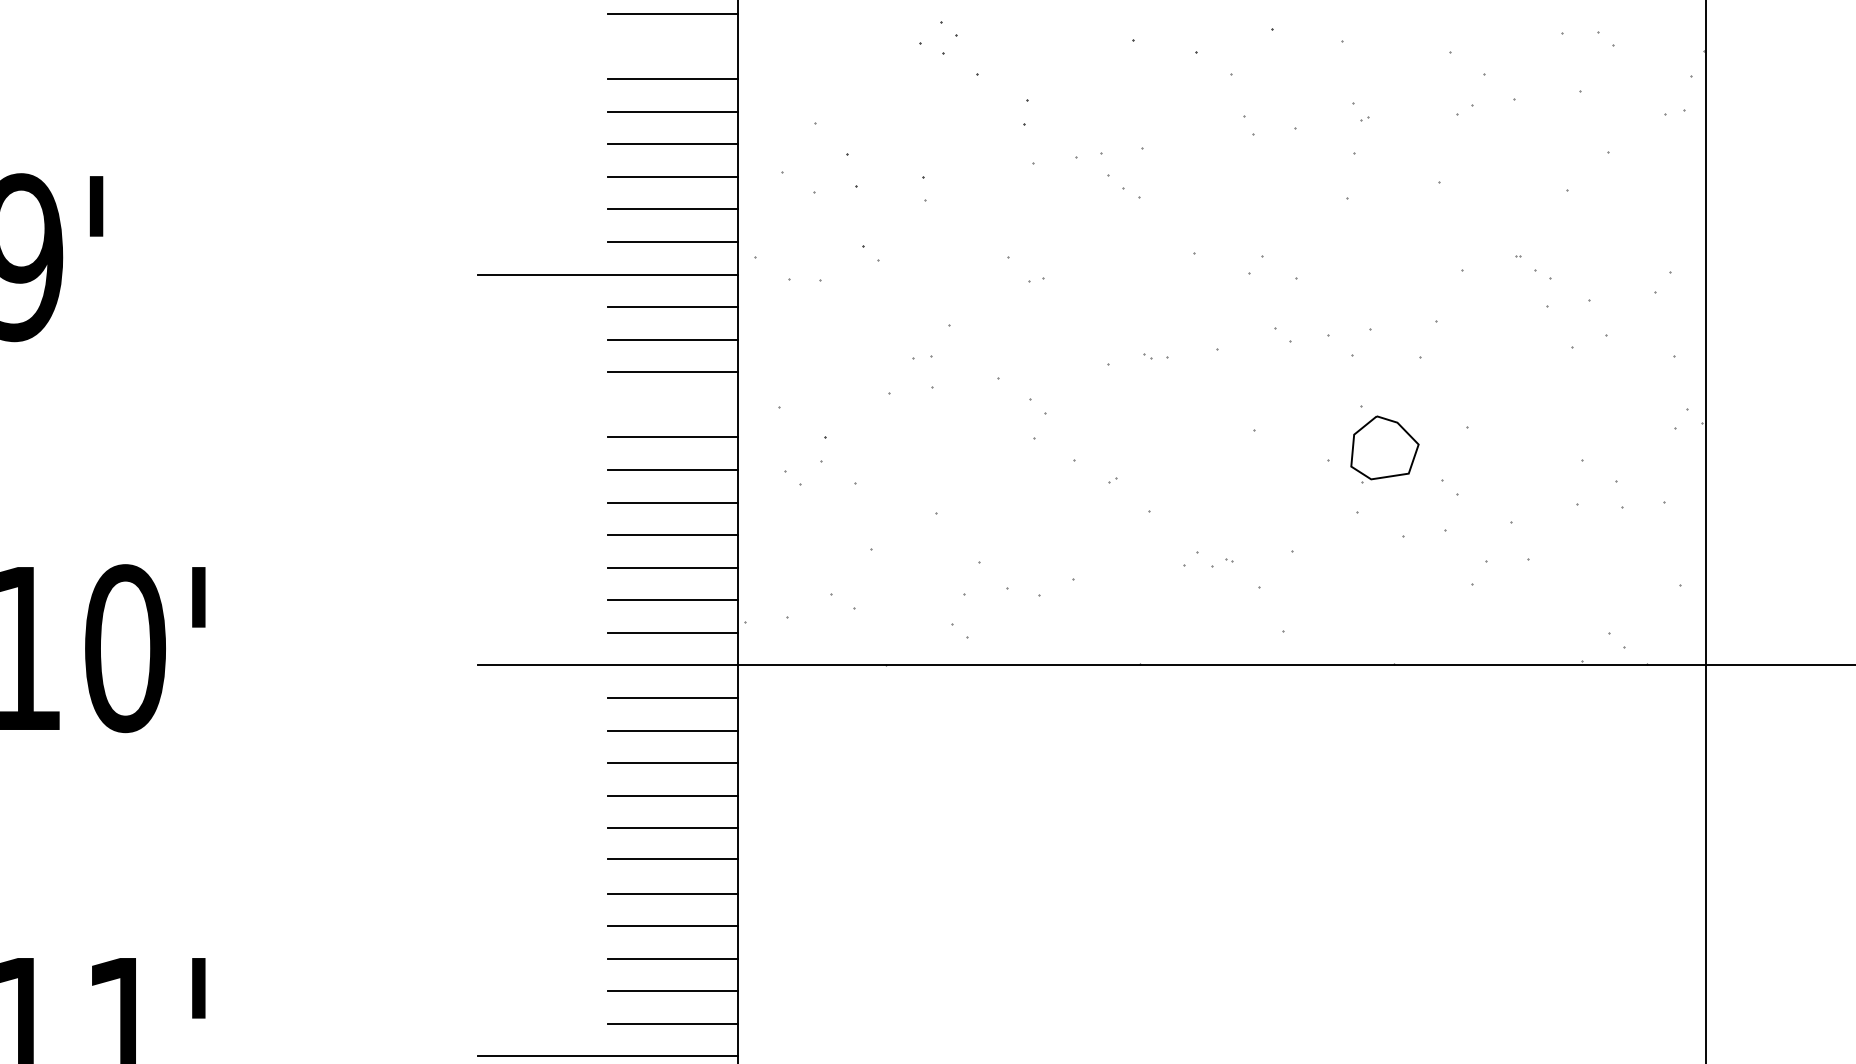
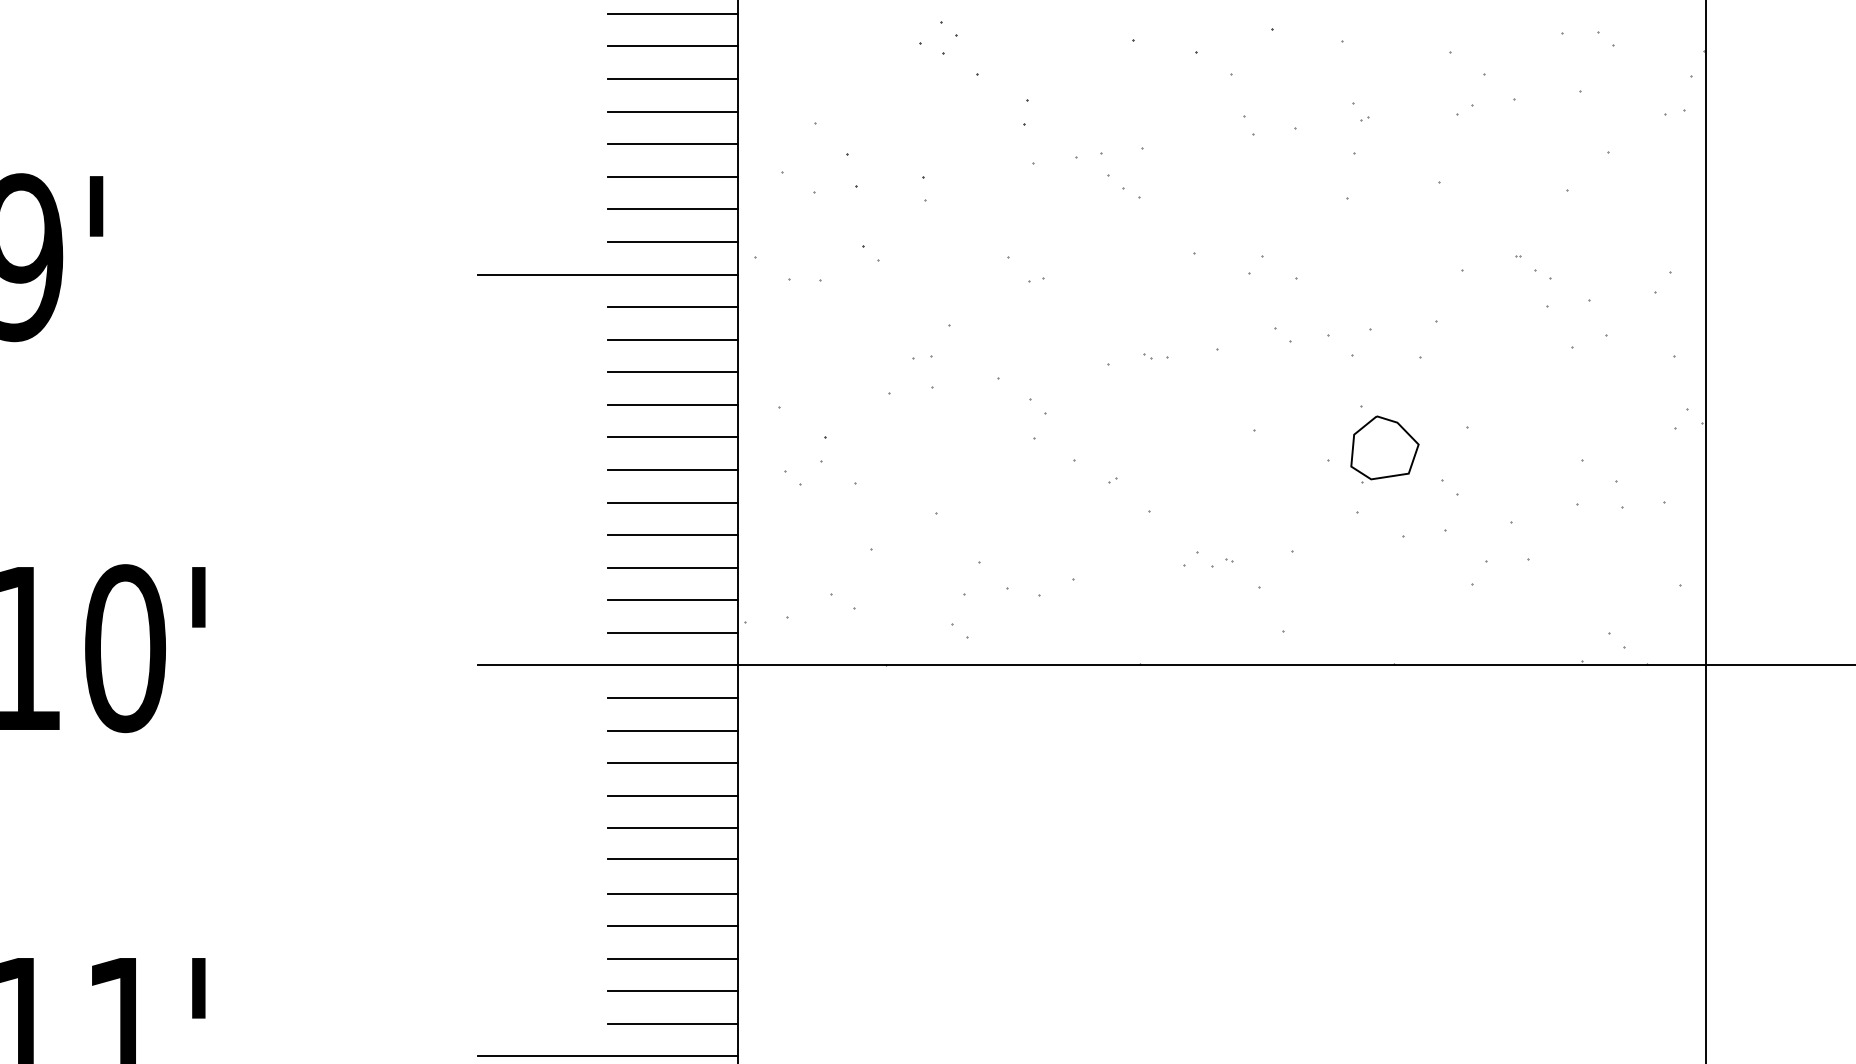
line: none -> present (672, 46)
line: none -> present (672, 404)
